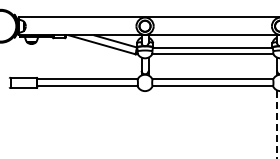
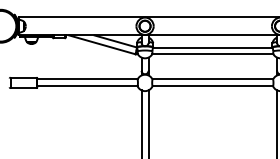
line: none -> present (141, 122)
line: none -> present (148, 122)
line: dashed -> solid (277, 124)
